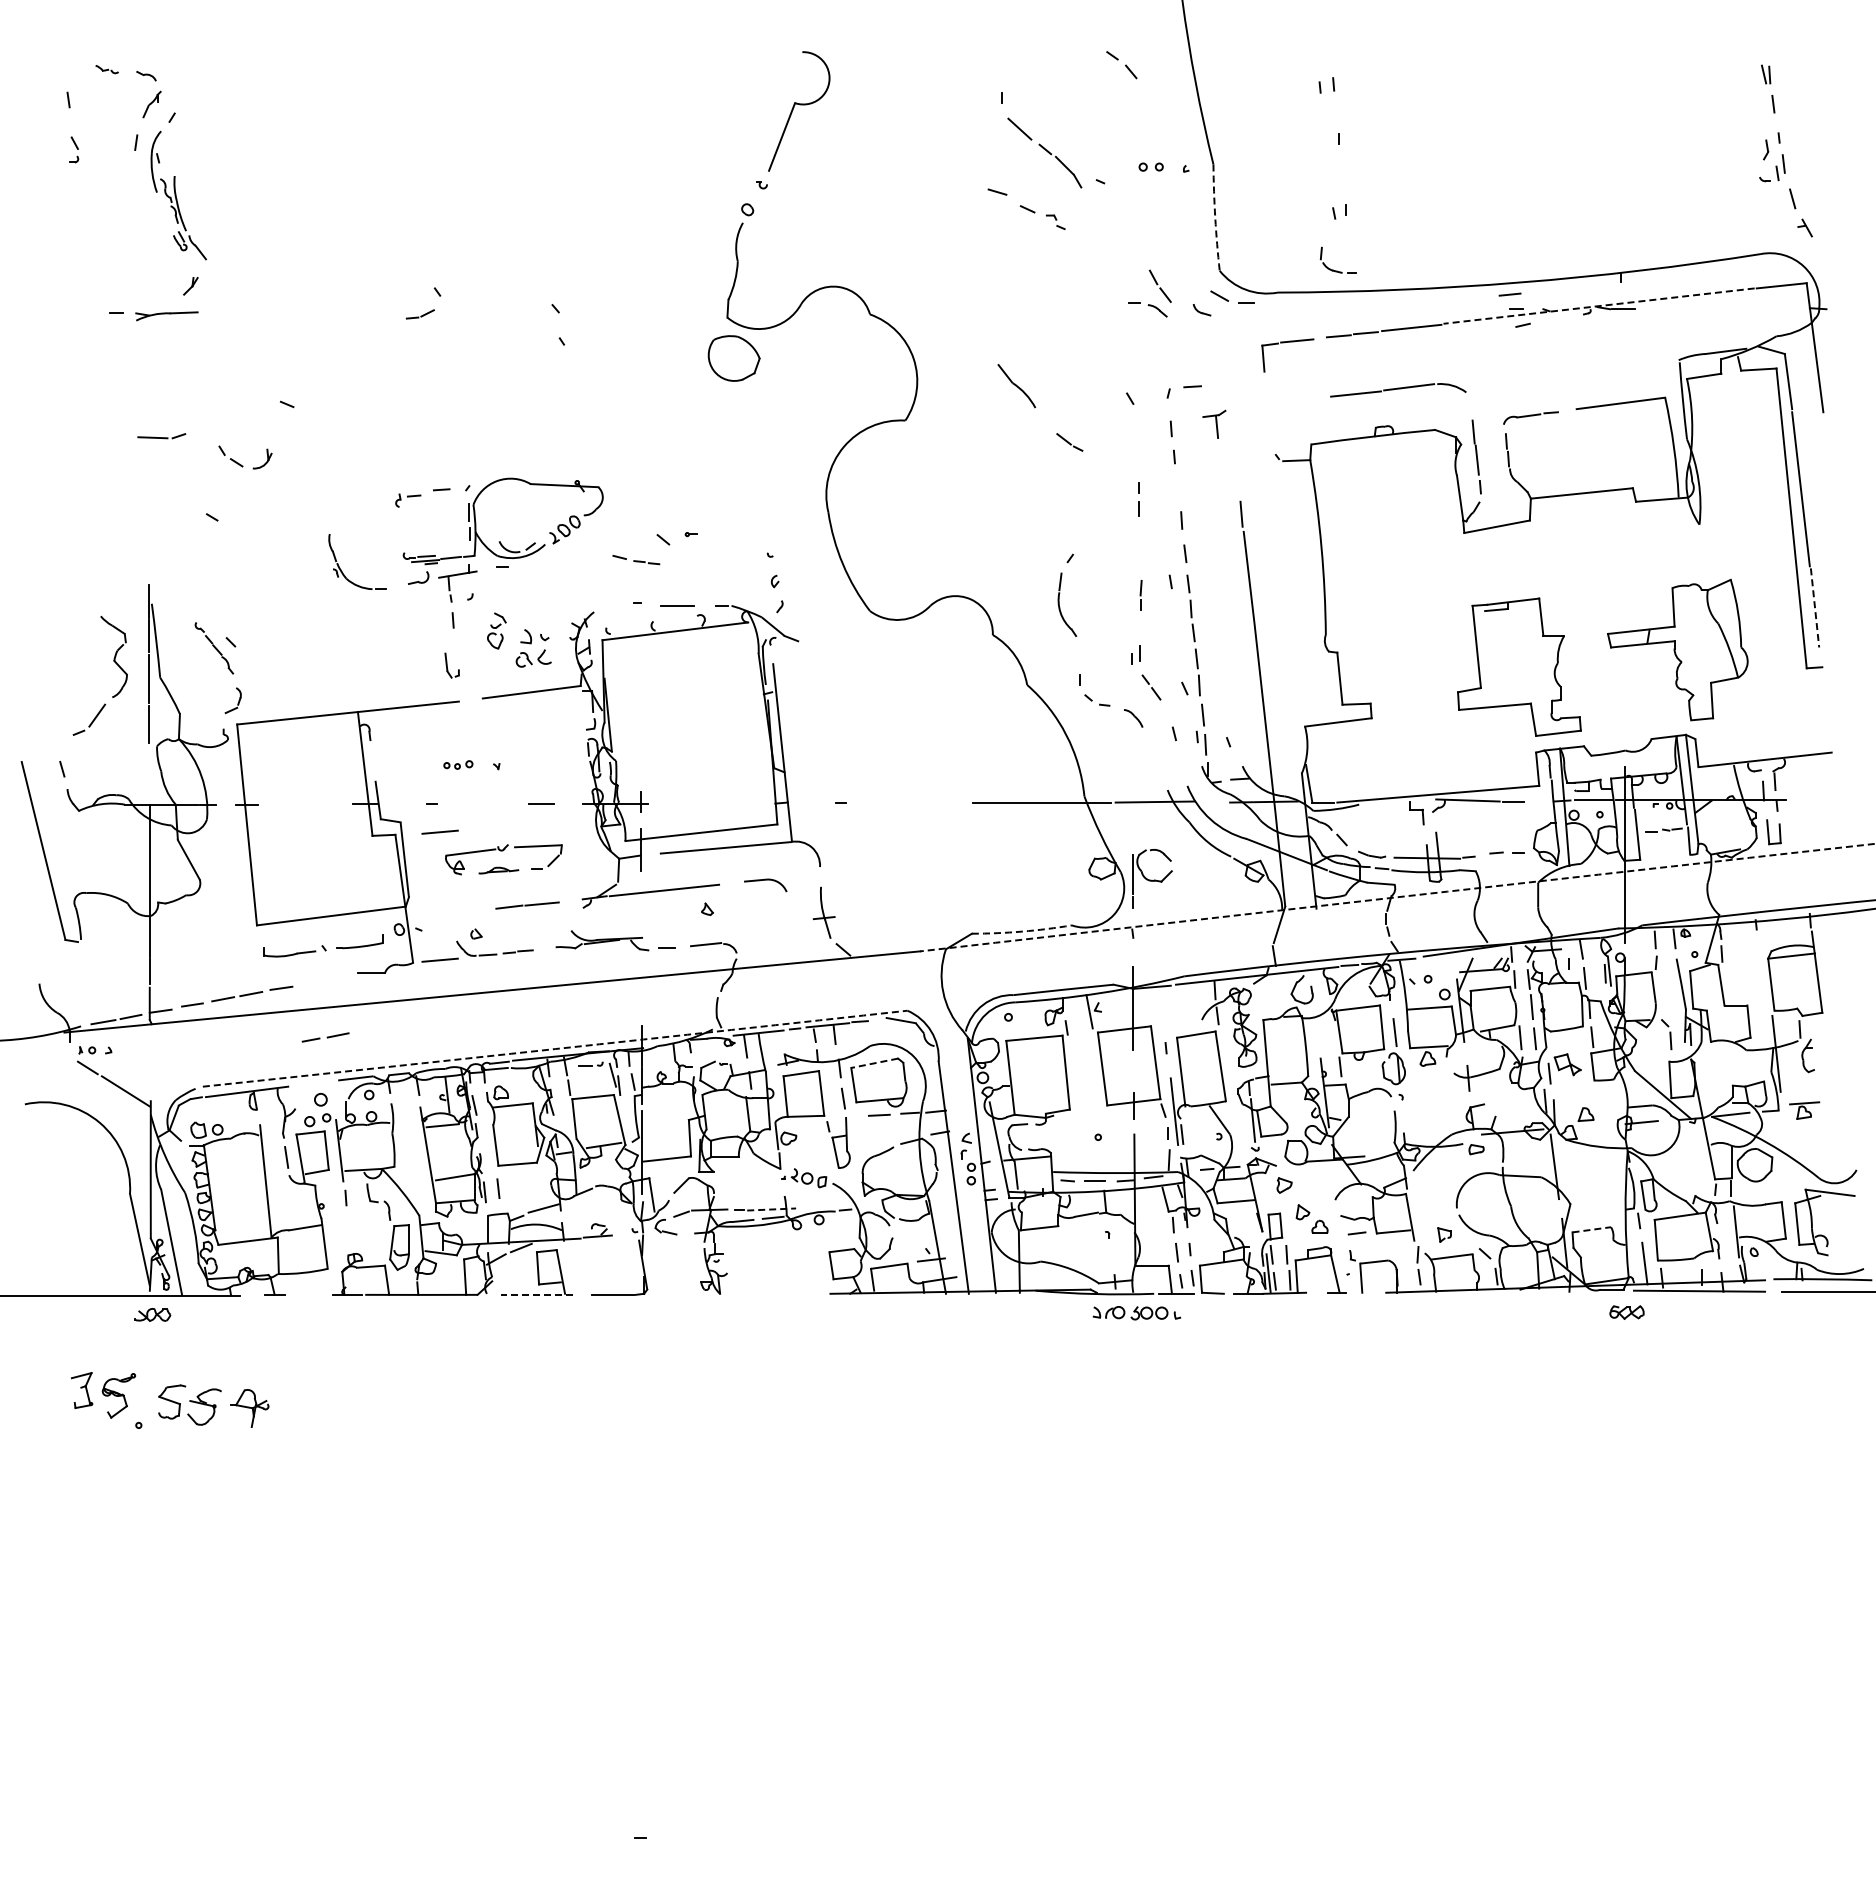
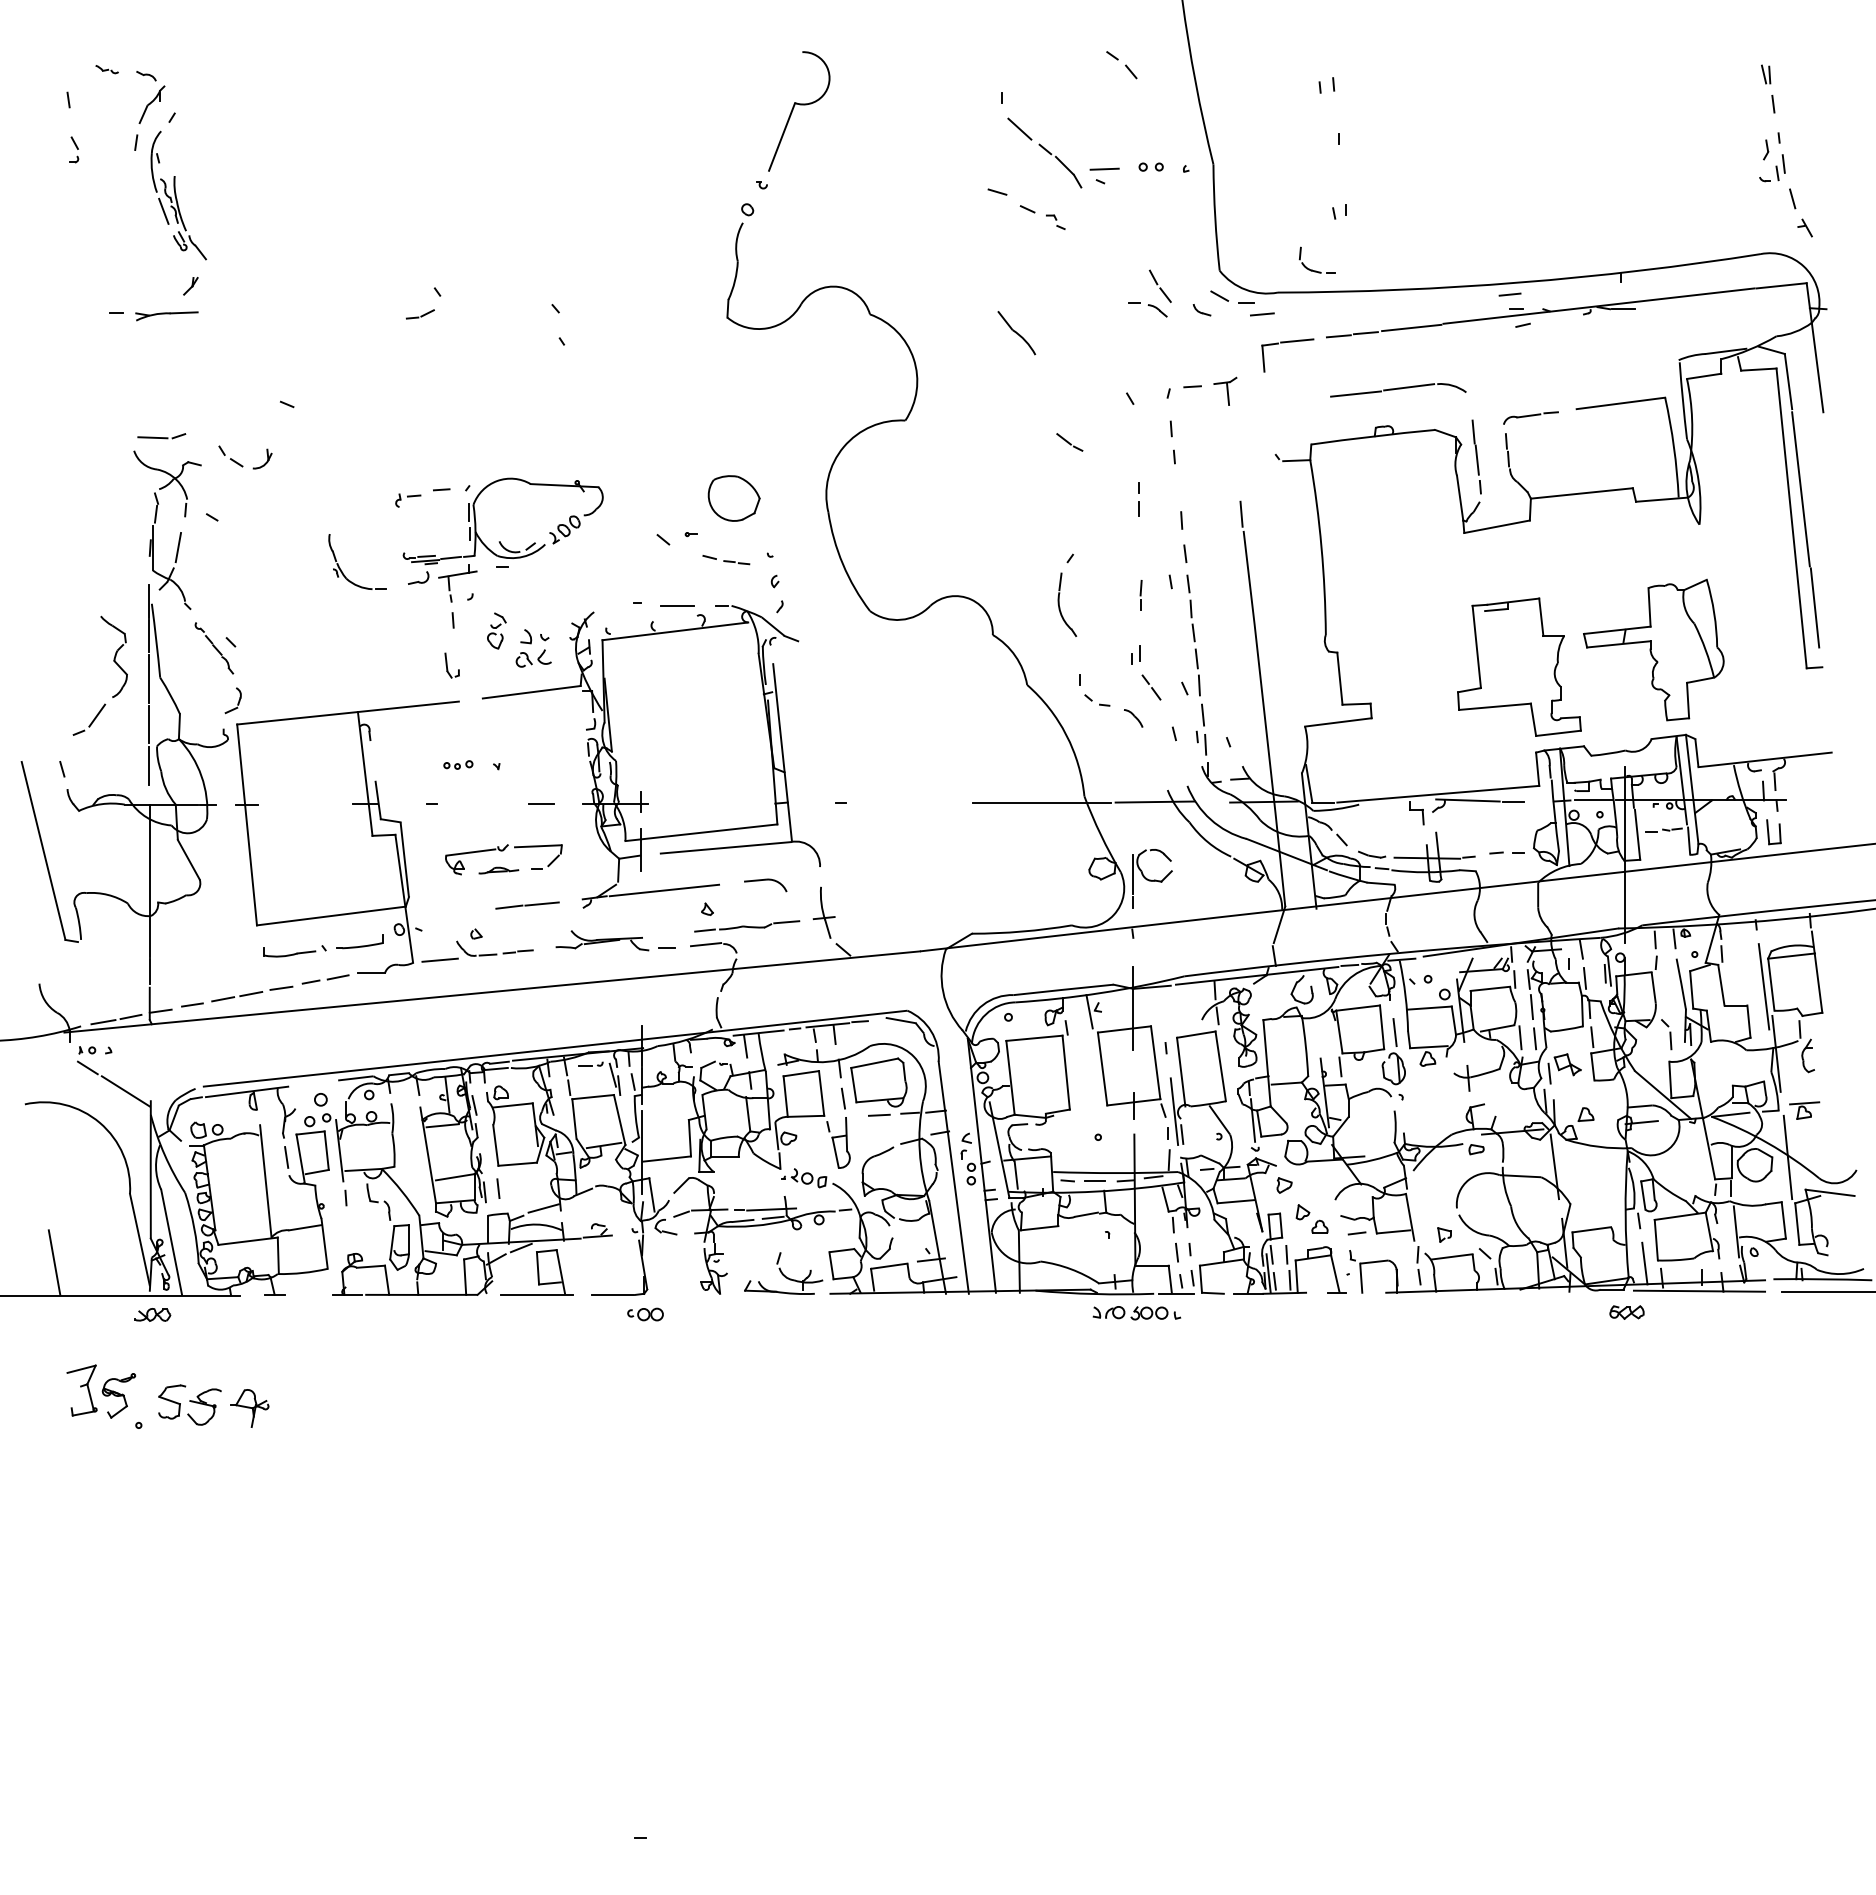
part size: 20x29 px -> 28x39 px (151, 104)
line: none -> present (1104, 168)
line: none -> present (163, 210)
arc: dashed -> solid (1215, 217)
part position: (1333, 269) -> (1312, 269) (1312, 269)
line: dashed -> solid (1599, 306)
line: none -> present (1262, 314)
part position: (733, 358) -> (733, 498) (733, 498)
part position: (1016, 386) -> (1016, 333) (1016, 333)
part position: (1214, 423) -> (1225, 390) (1225, 390)
part: none -> present (179, 534)
part position: (636, 560) -> (726, 560) (726, 560)
line: dashed -> solid (1815, 607)
part position: (1677, 649) -> (1653, 649) (1653, 649)
line: none -> present (148, 765)
line: present -> none (439, 831)
arc: dashed -> solid (1398, 897)
part: none -> present (747, 926)
arc: dashed -> solid (1022, 931)
line: none -> present (1763, 986)
line position: (326, 1037) -> (326, 979) (326, 979)
arc: dashed -> solid (555, 1049)
line: dashed -> solid (874, 1063)
line: none -> present (1787, 1157)
line: dashed -> solid (772, 1209)
line: dashed -> solid (1592, 1229)
line: none -> present (54, 1262)
part: none -> present (783, 1273)
line: dashed -> solid (536, 1294)
part: none -> present (645, 1314)
part size: 23x37 px -> 32x53 px (81, 1390)
